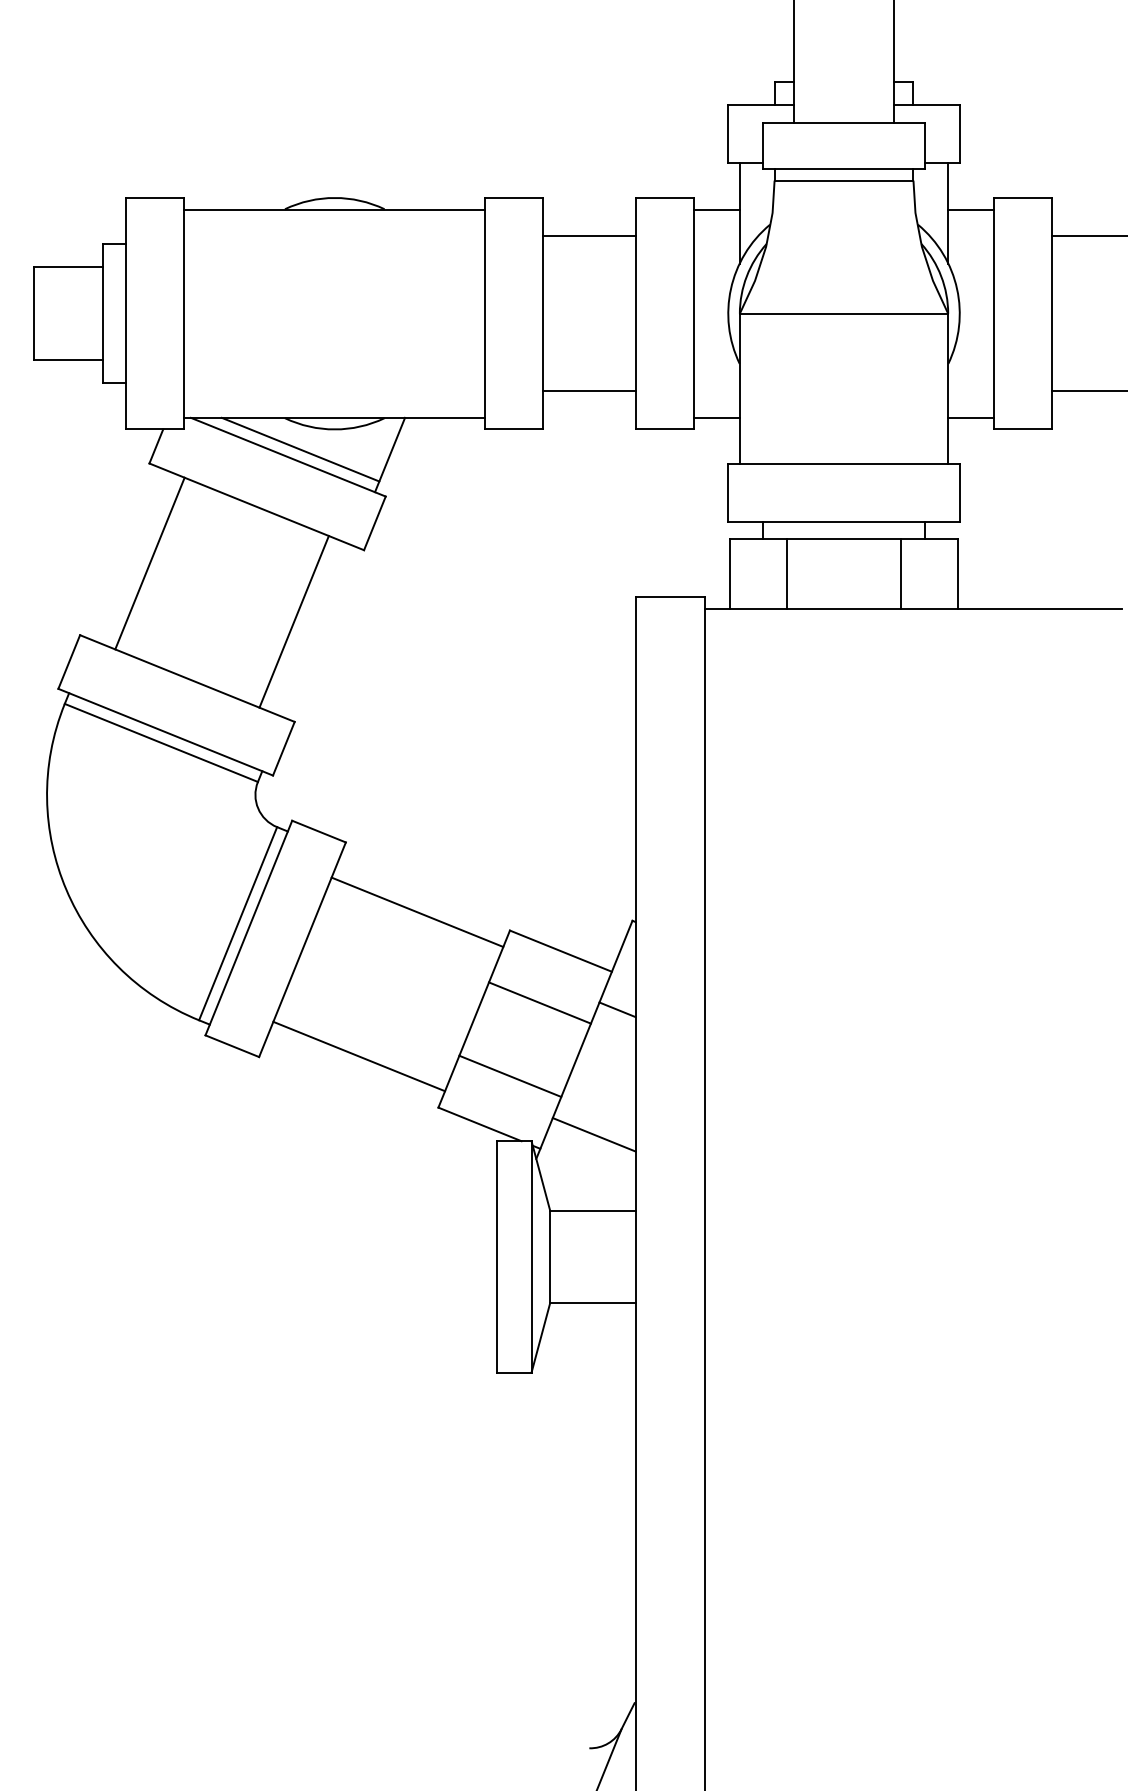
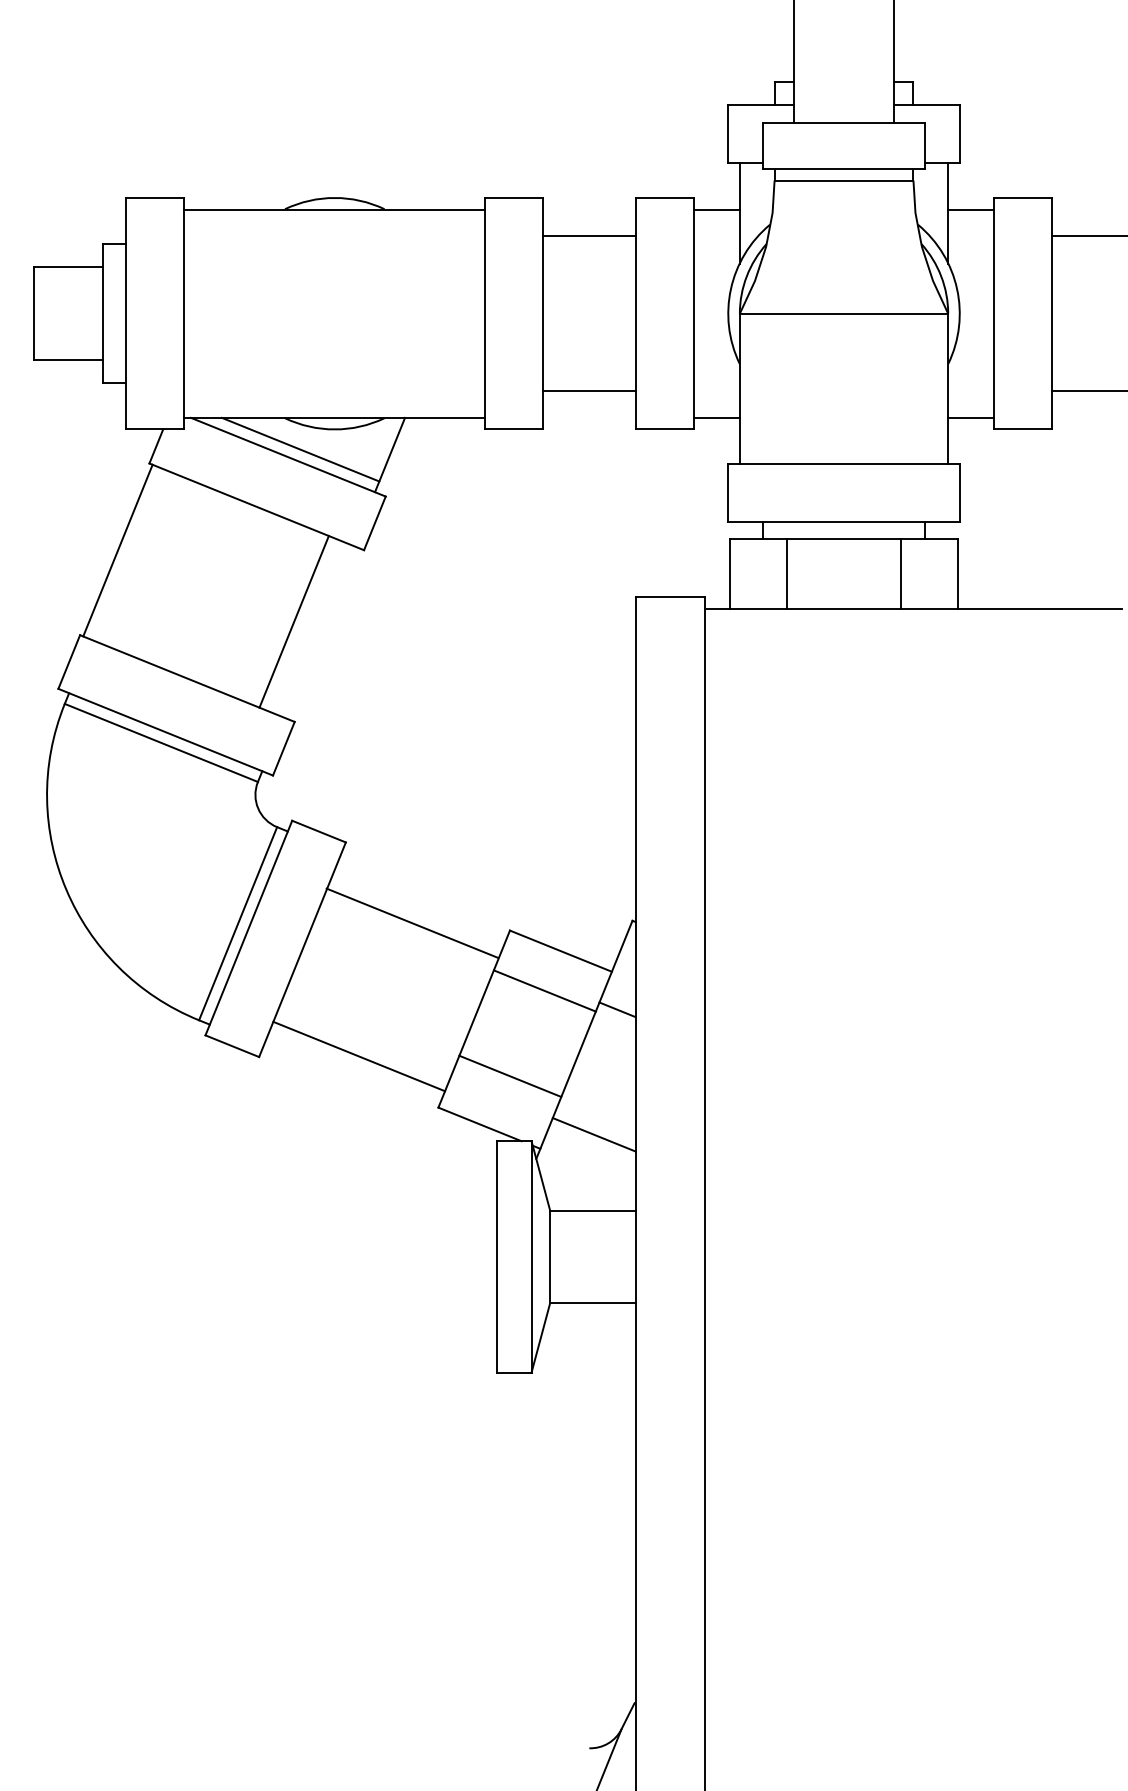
line position: (149, 563) -> (117, 550) (117, 550)
line position: (417, 911) -> (412, 922) (412, 922)
line position: (539, 1002) -> (544, 990) (544, 990)
